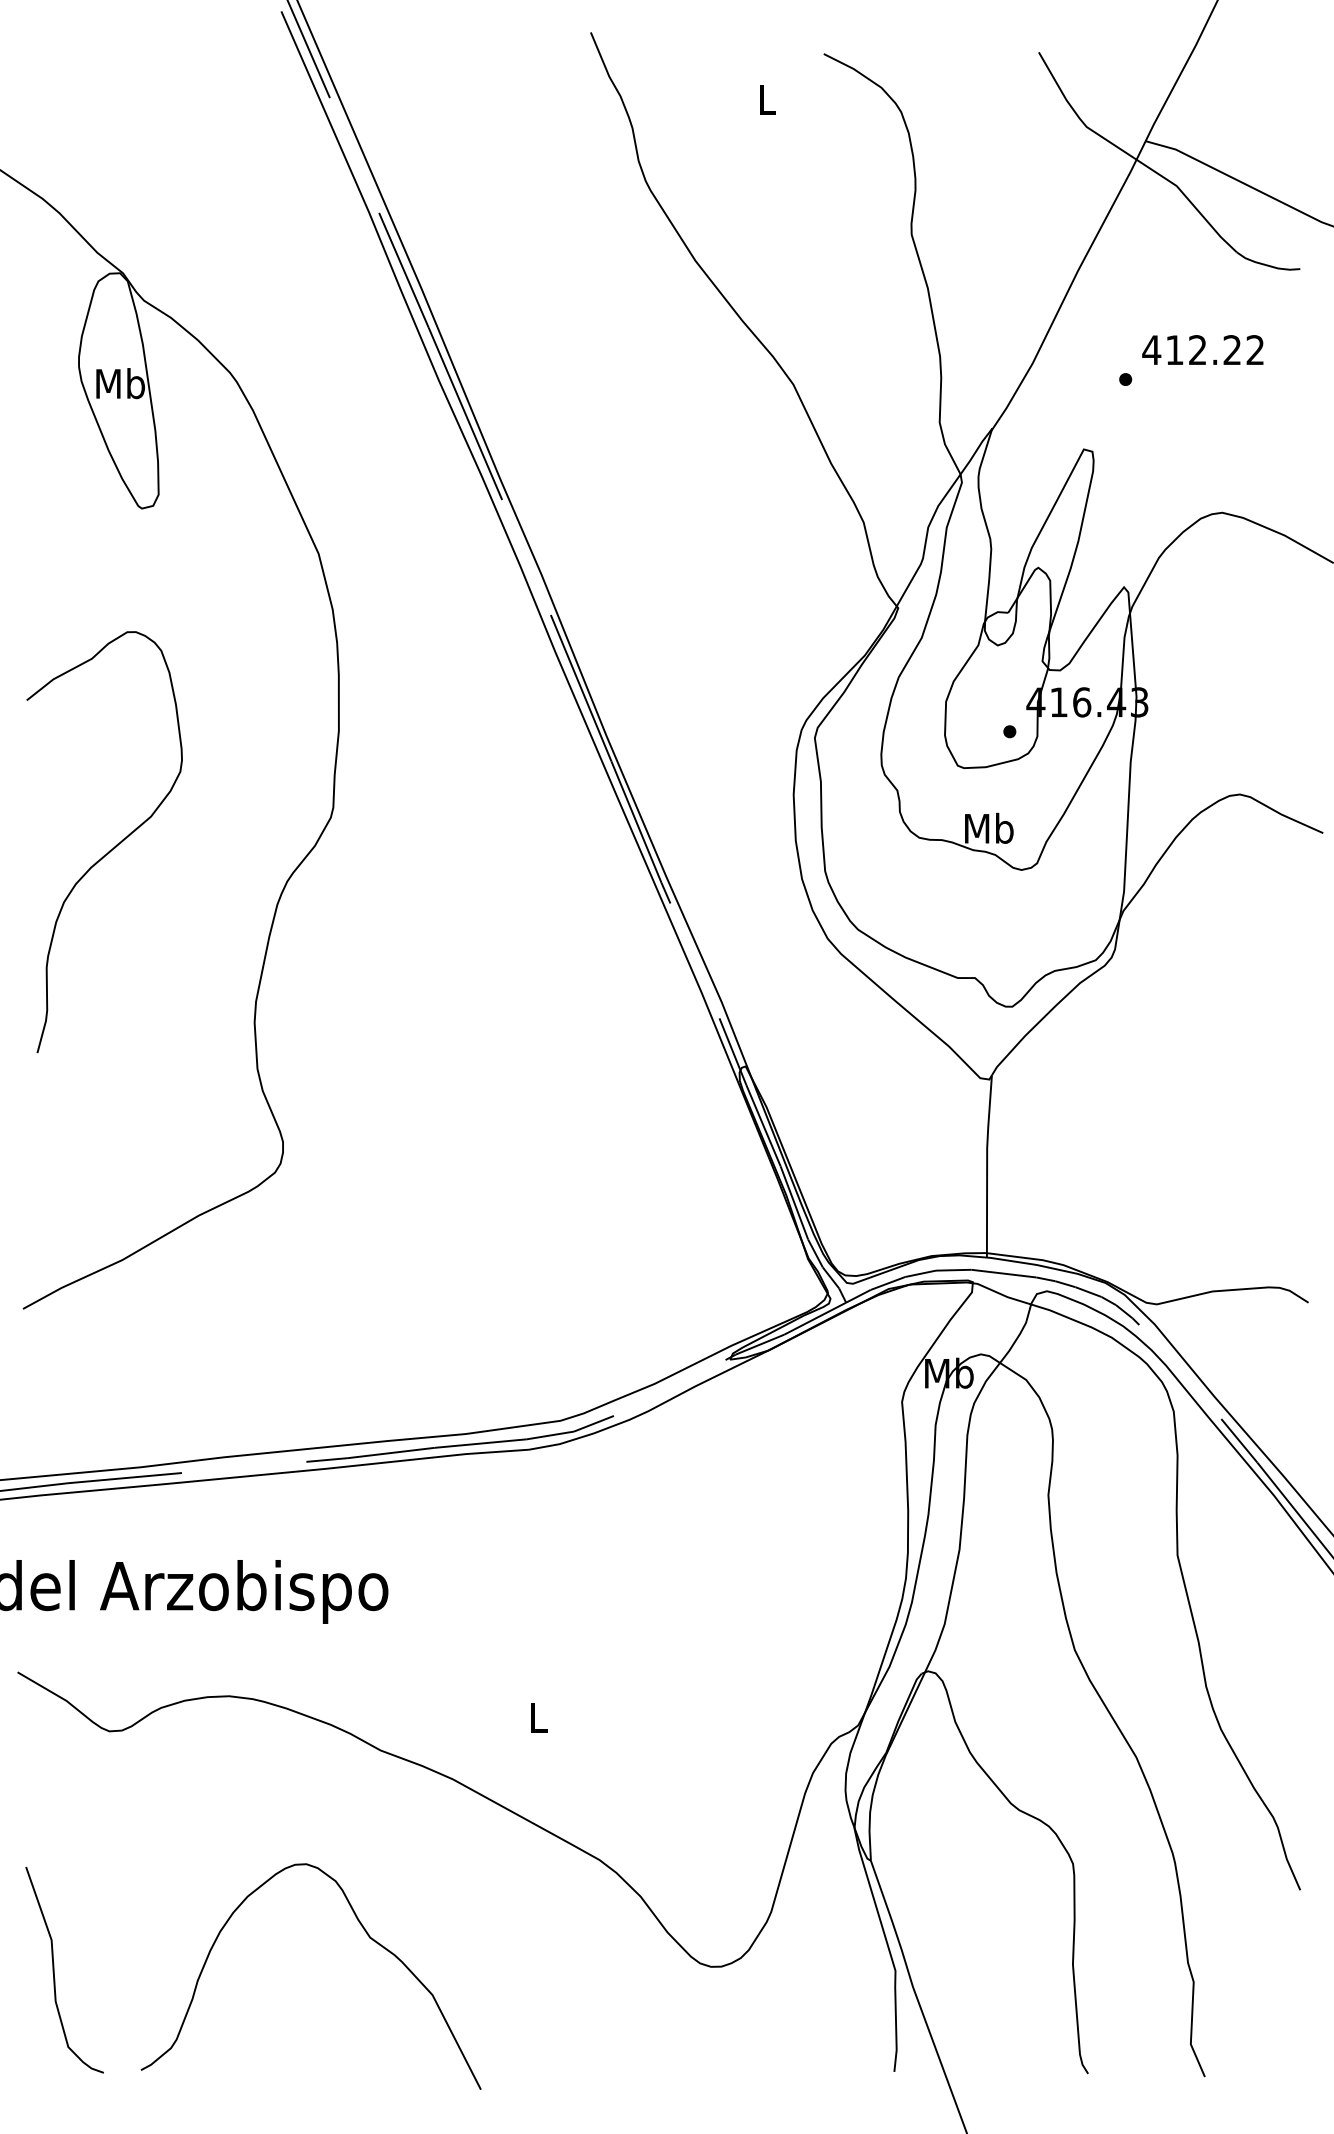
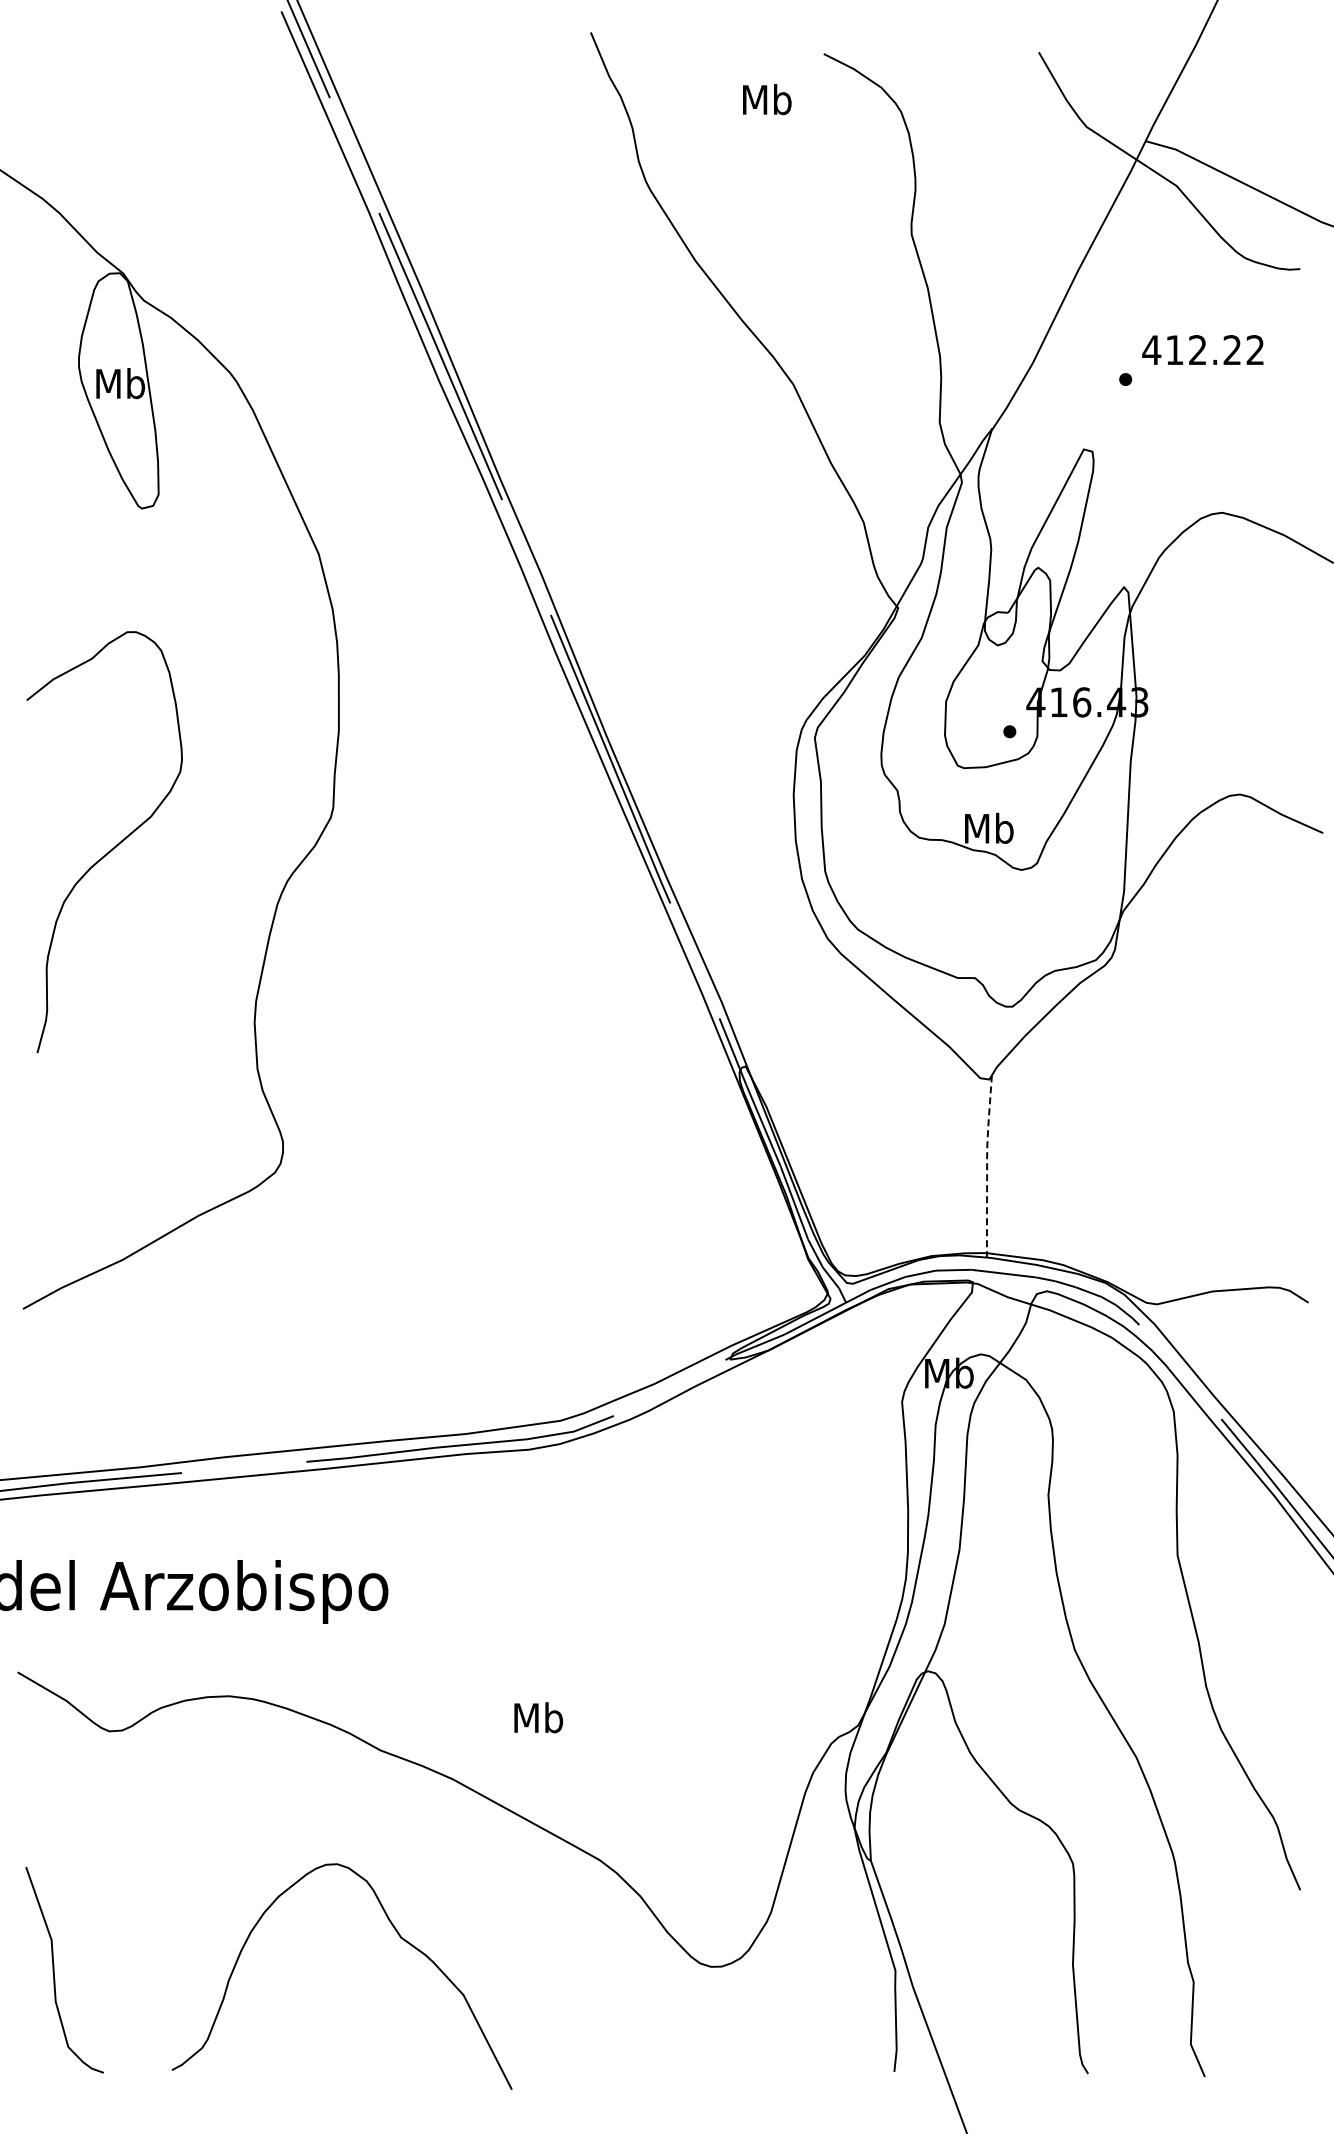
text: L -> Mb (767, 99)
line: solid -> dashed (987, 1165)
text: L -> Mb (538, 1717)
curve position: (369, 1938) -> (400, 1938) (400, 1938)
